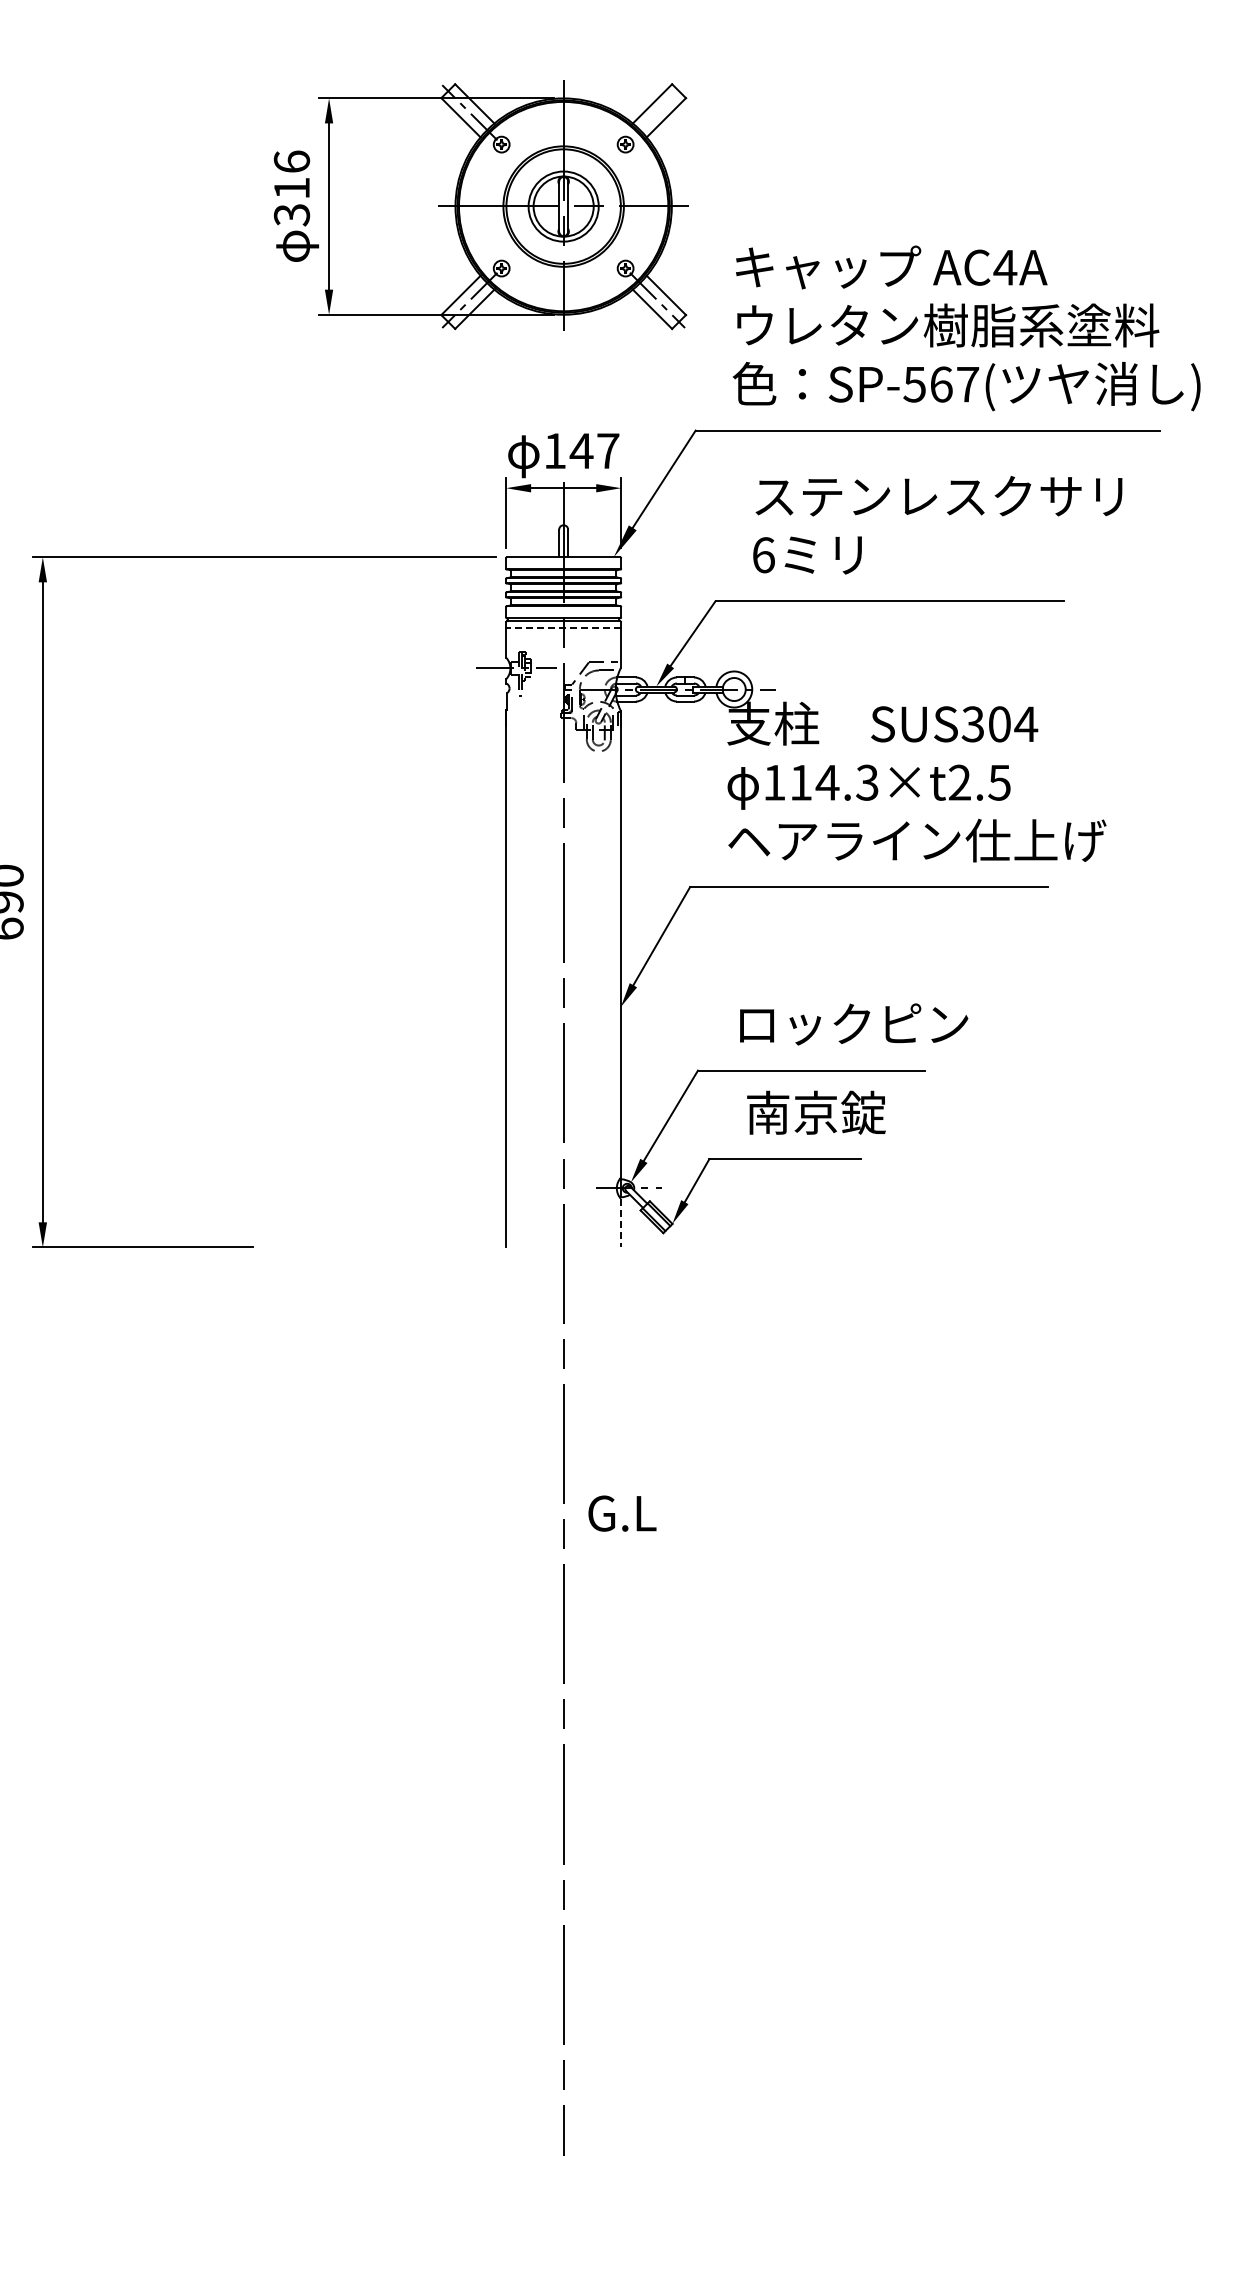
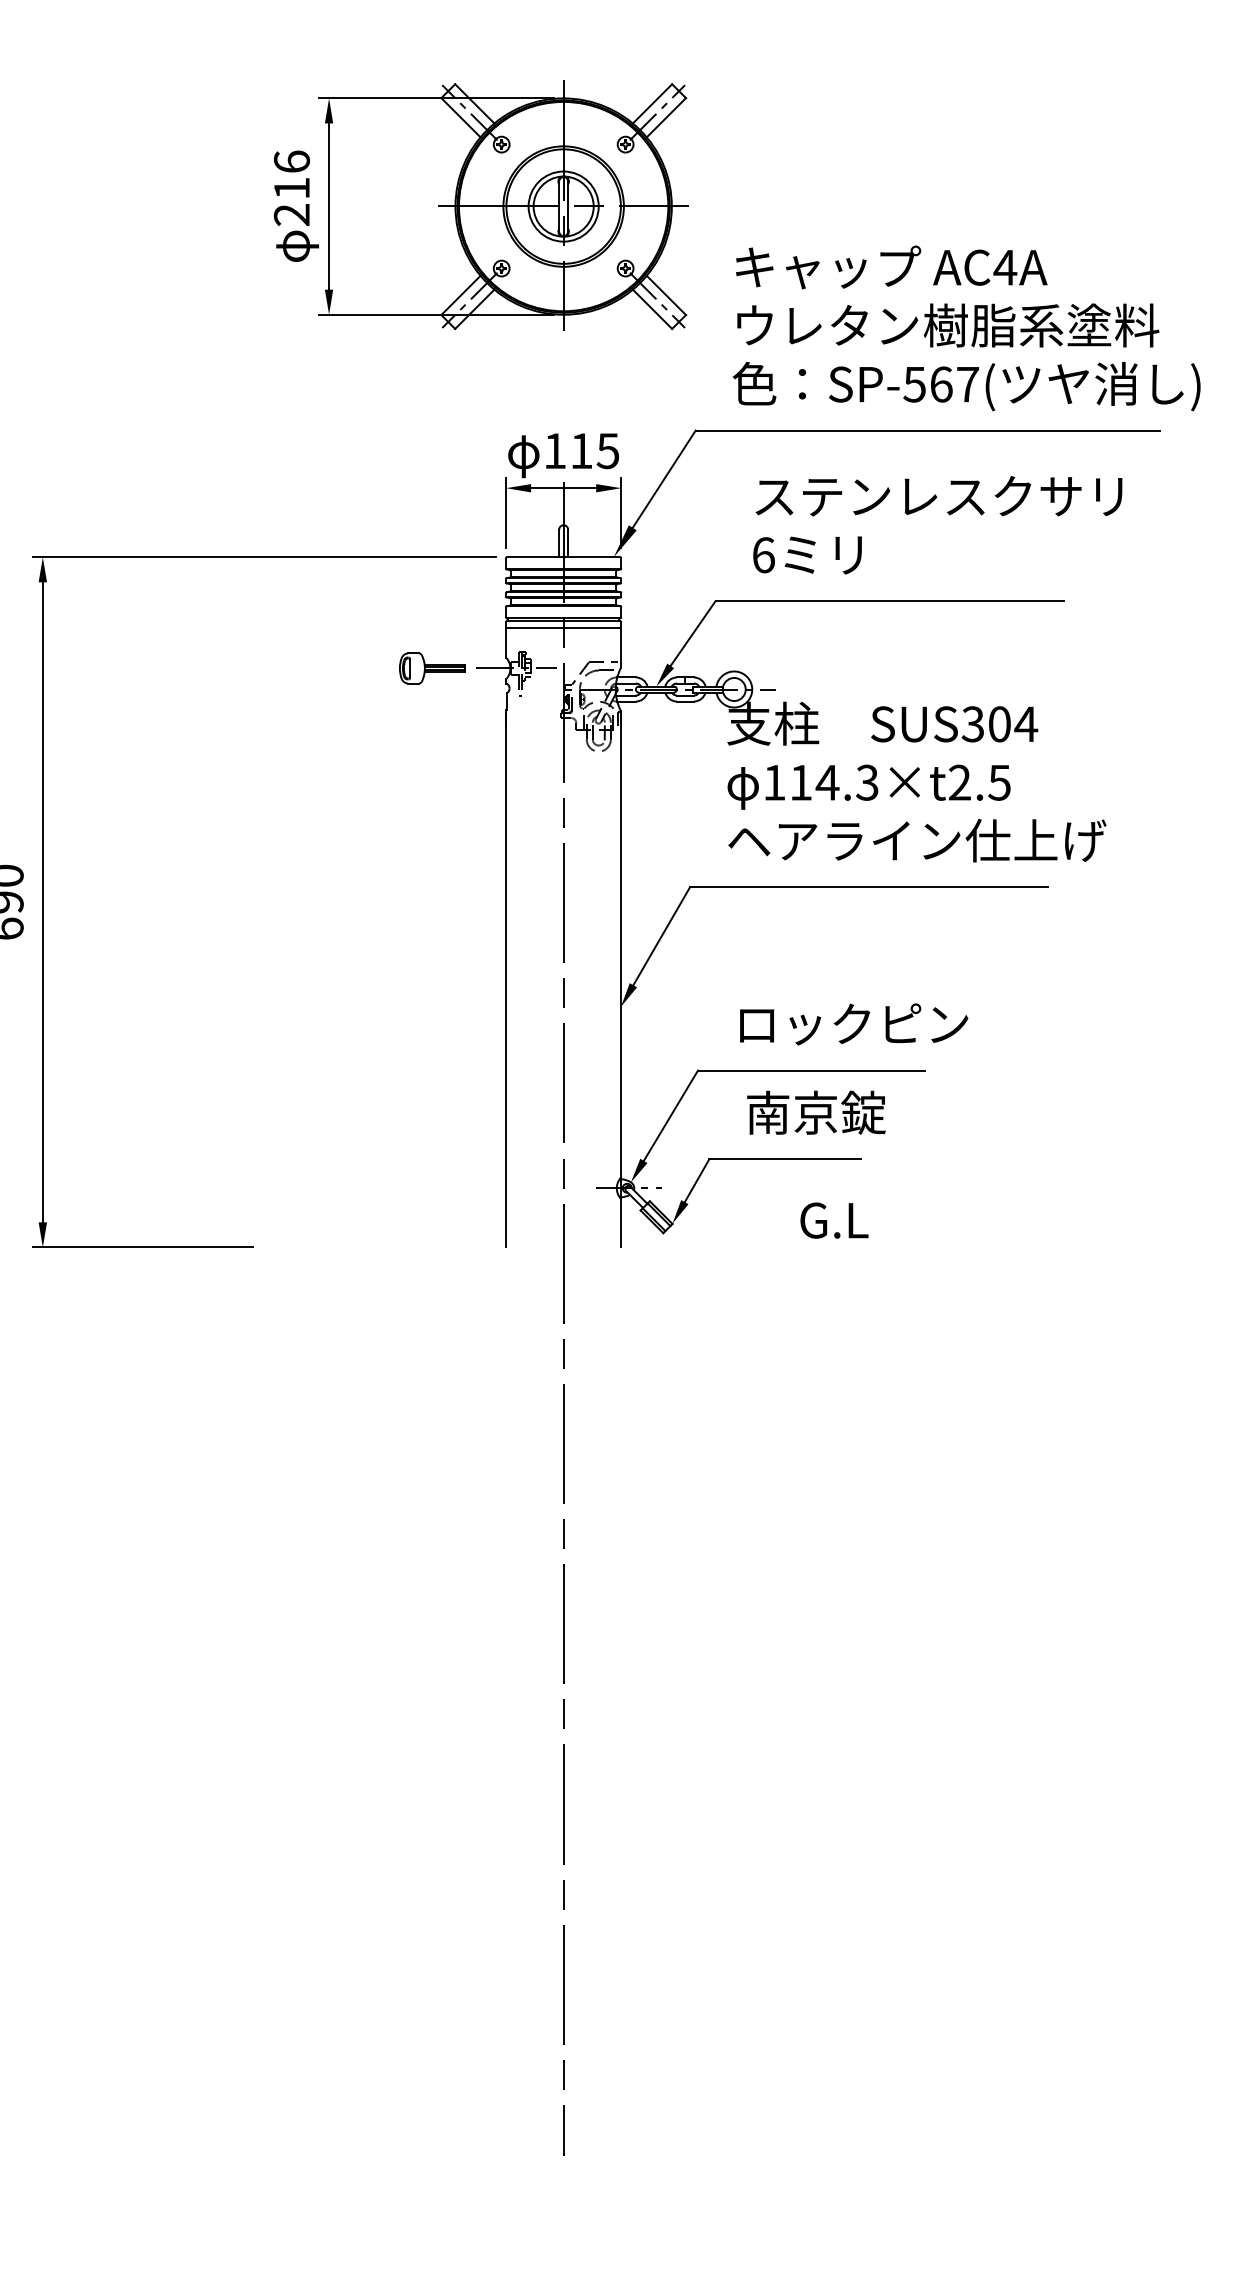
line: none -> present (657, 112)
text: 316 -> 216 (292, 215)
text: 147 -> 115 (594, 451)
line: dashed -> solid (563, 628)
part: none -> present (432, 668)
line: dashed -> solid (620, 1223)
text position: (622, 1513) -> (834, 1220) (834, 1220)
